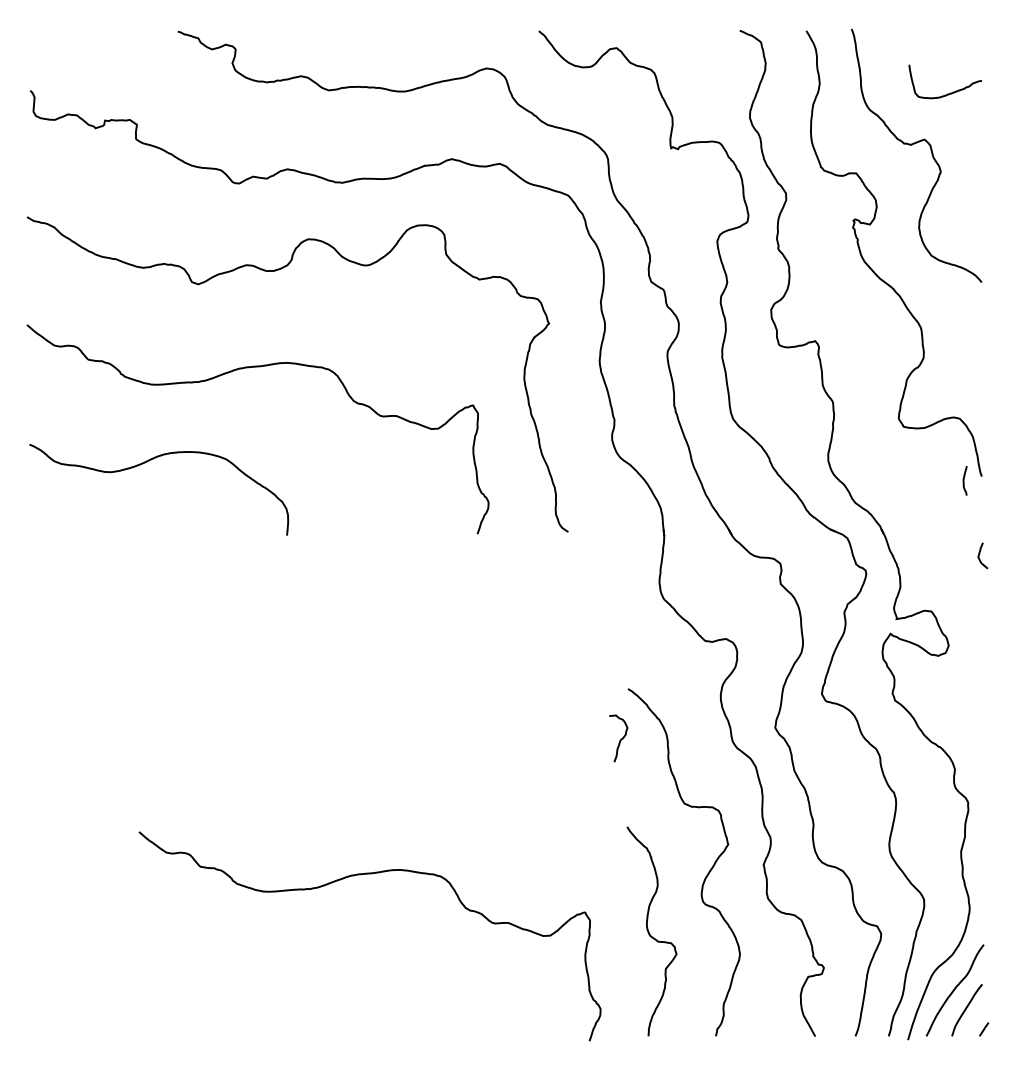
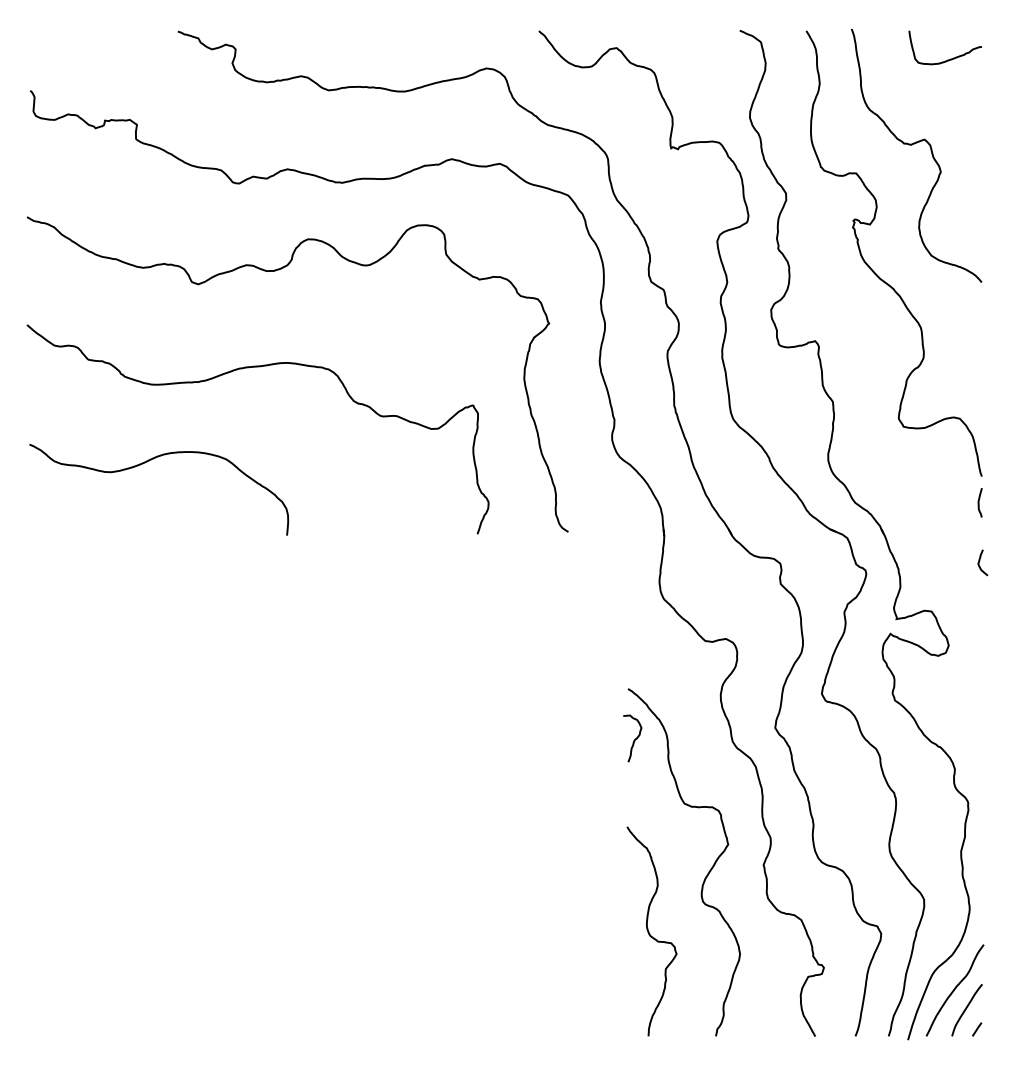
curve position: (947, 93) -> (947, 59) (947, 59)
curve position: (964, 480) -> (979, 502) (979, 502)
curve position: (980, 553) -> (980, 560) (980, 560)
curve position: (620, 739) -> (634, 739) (634, 739)
curve: present -> none (360, 875)
line position: (984, 1029) -> (977, 1029) (977, 1029)
